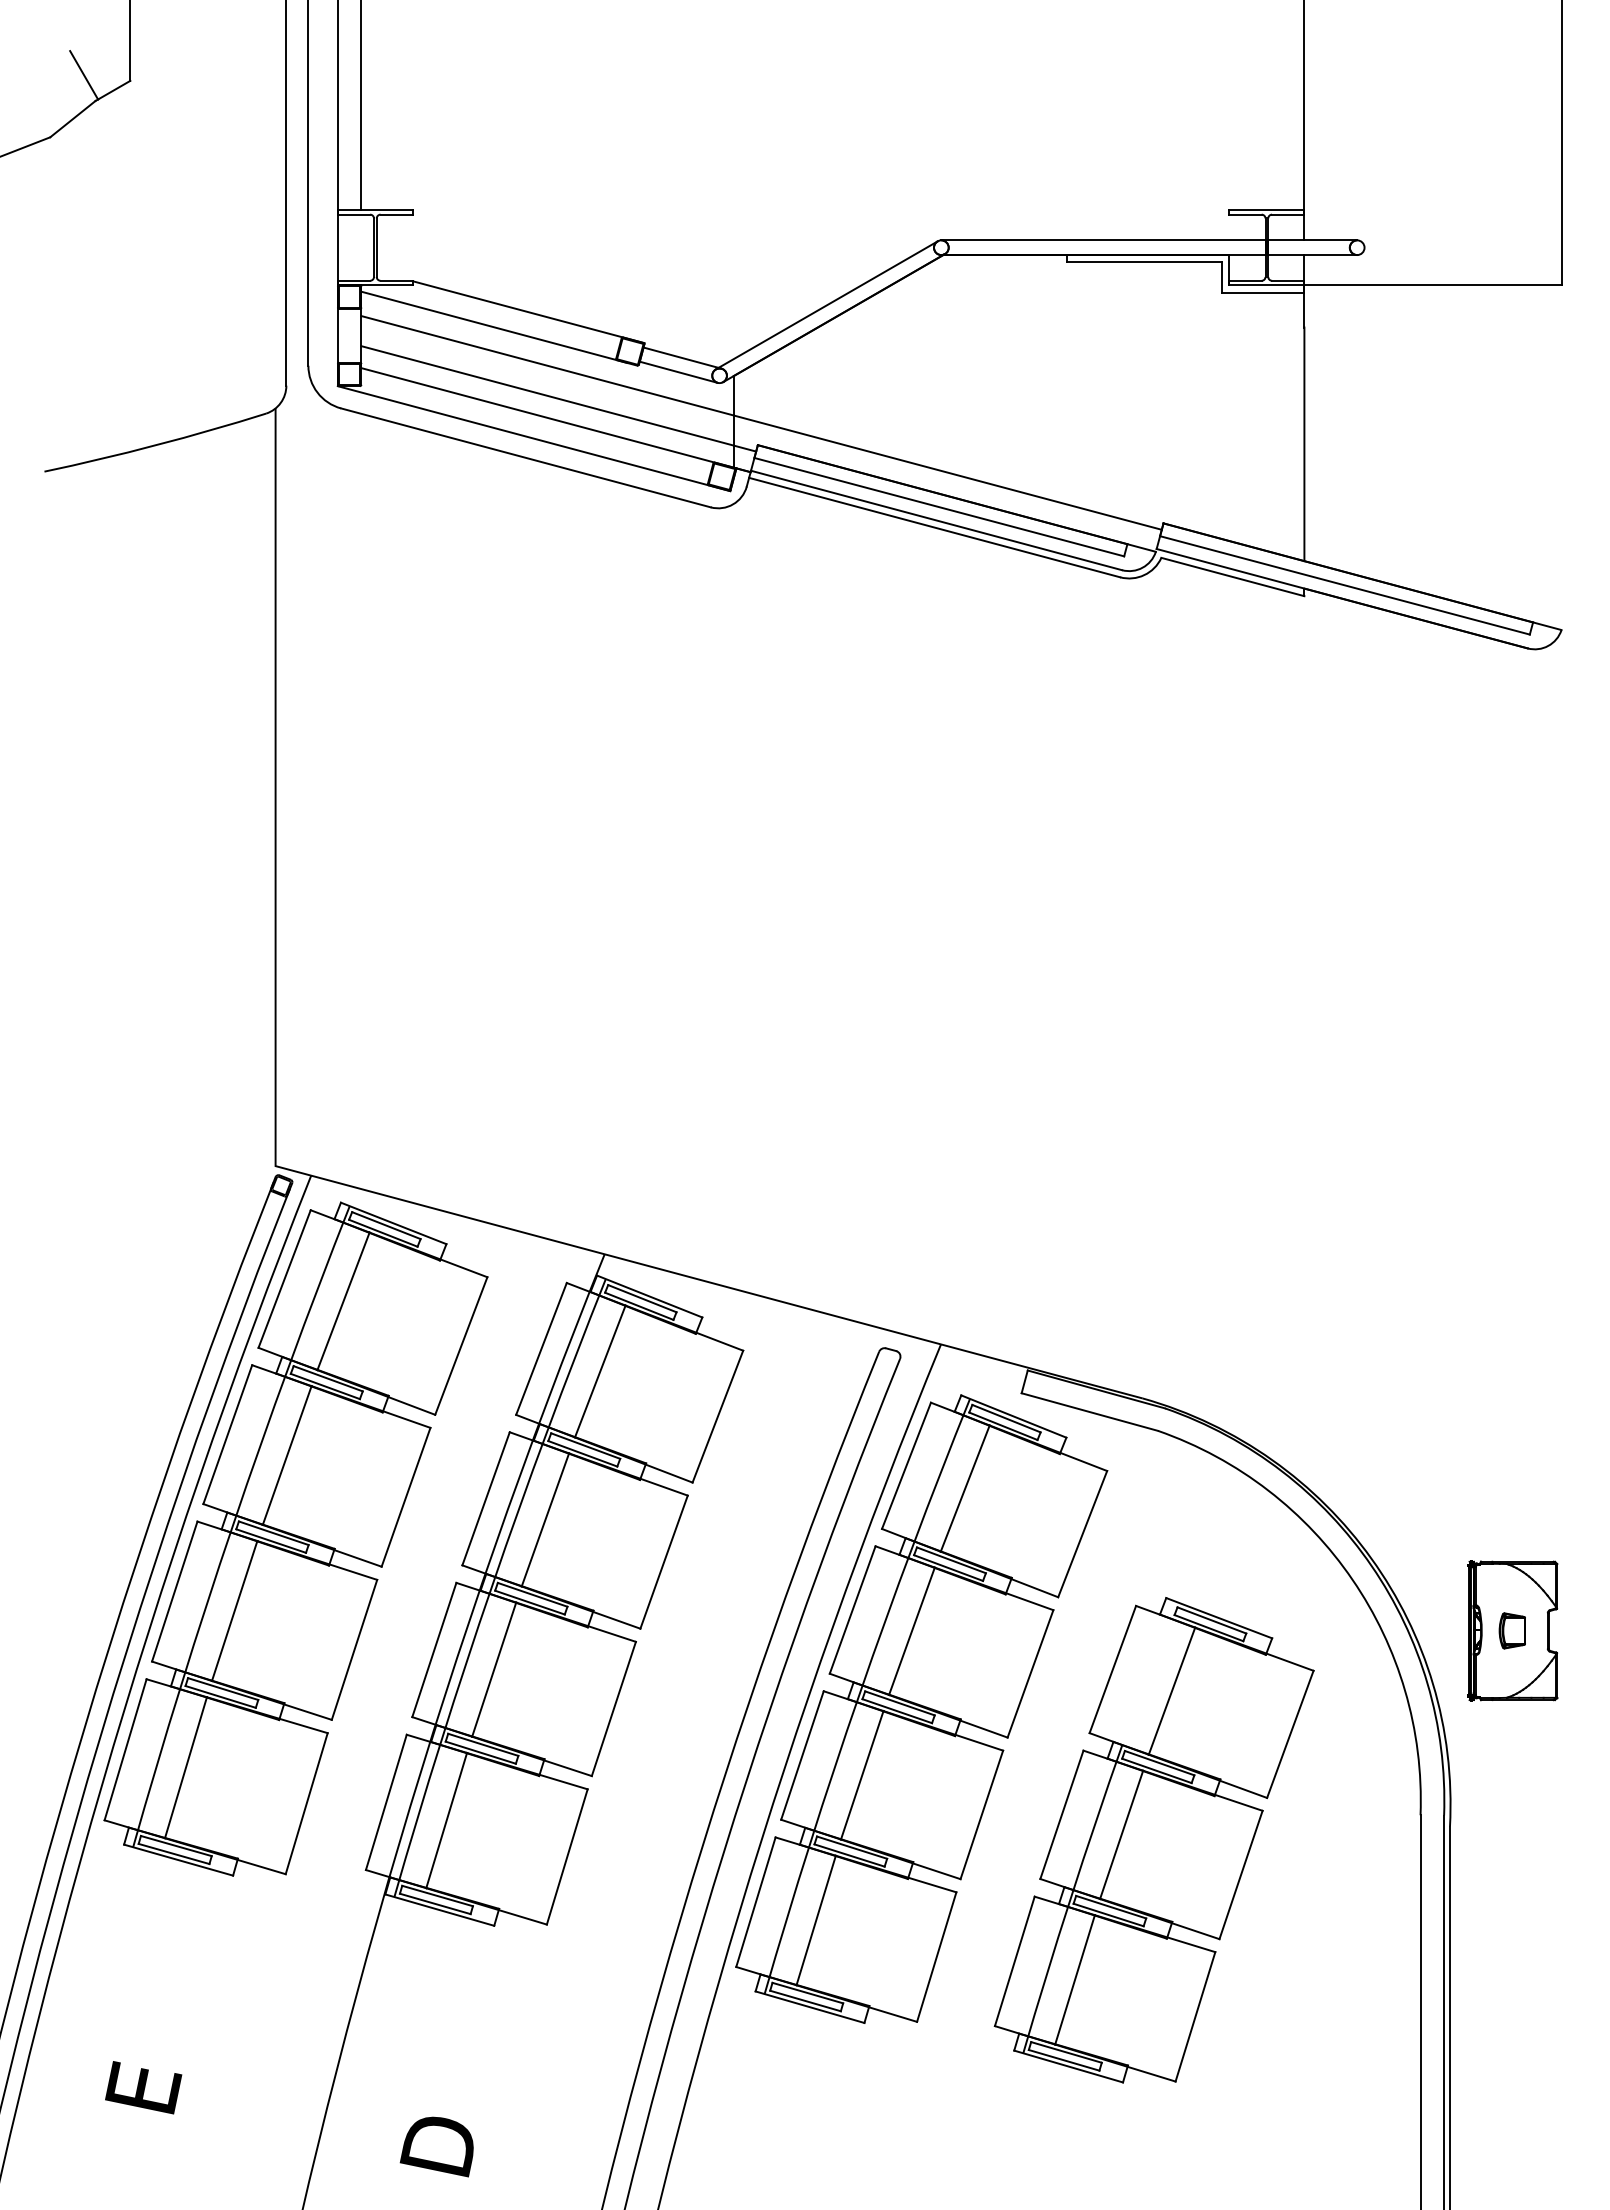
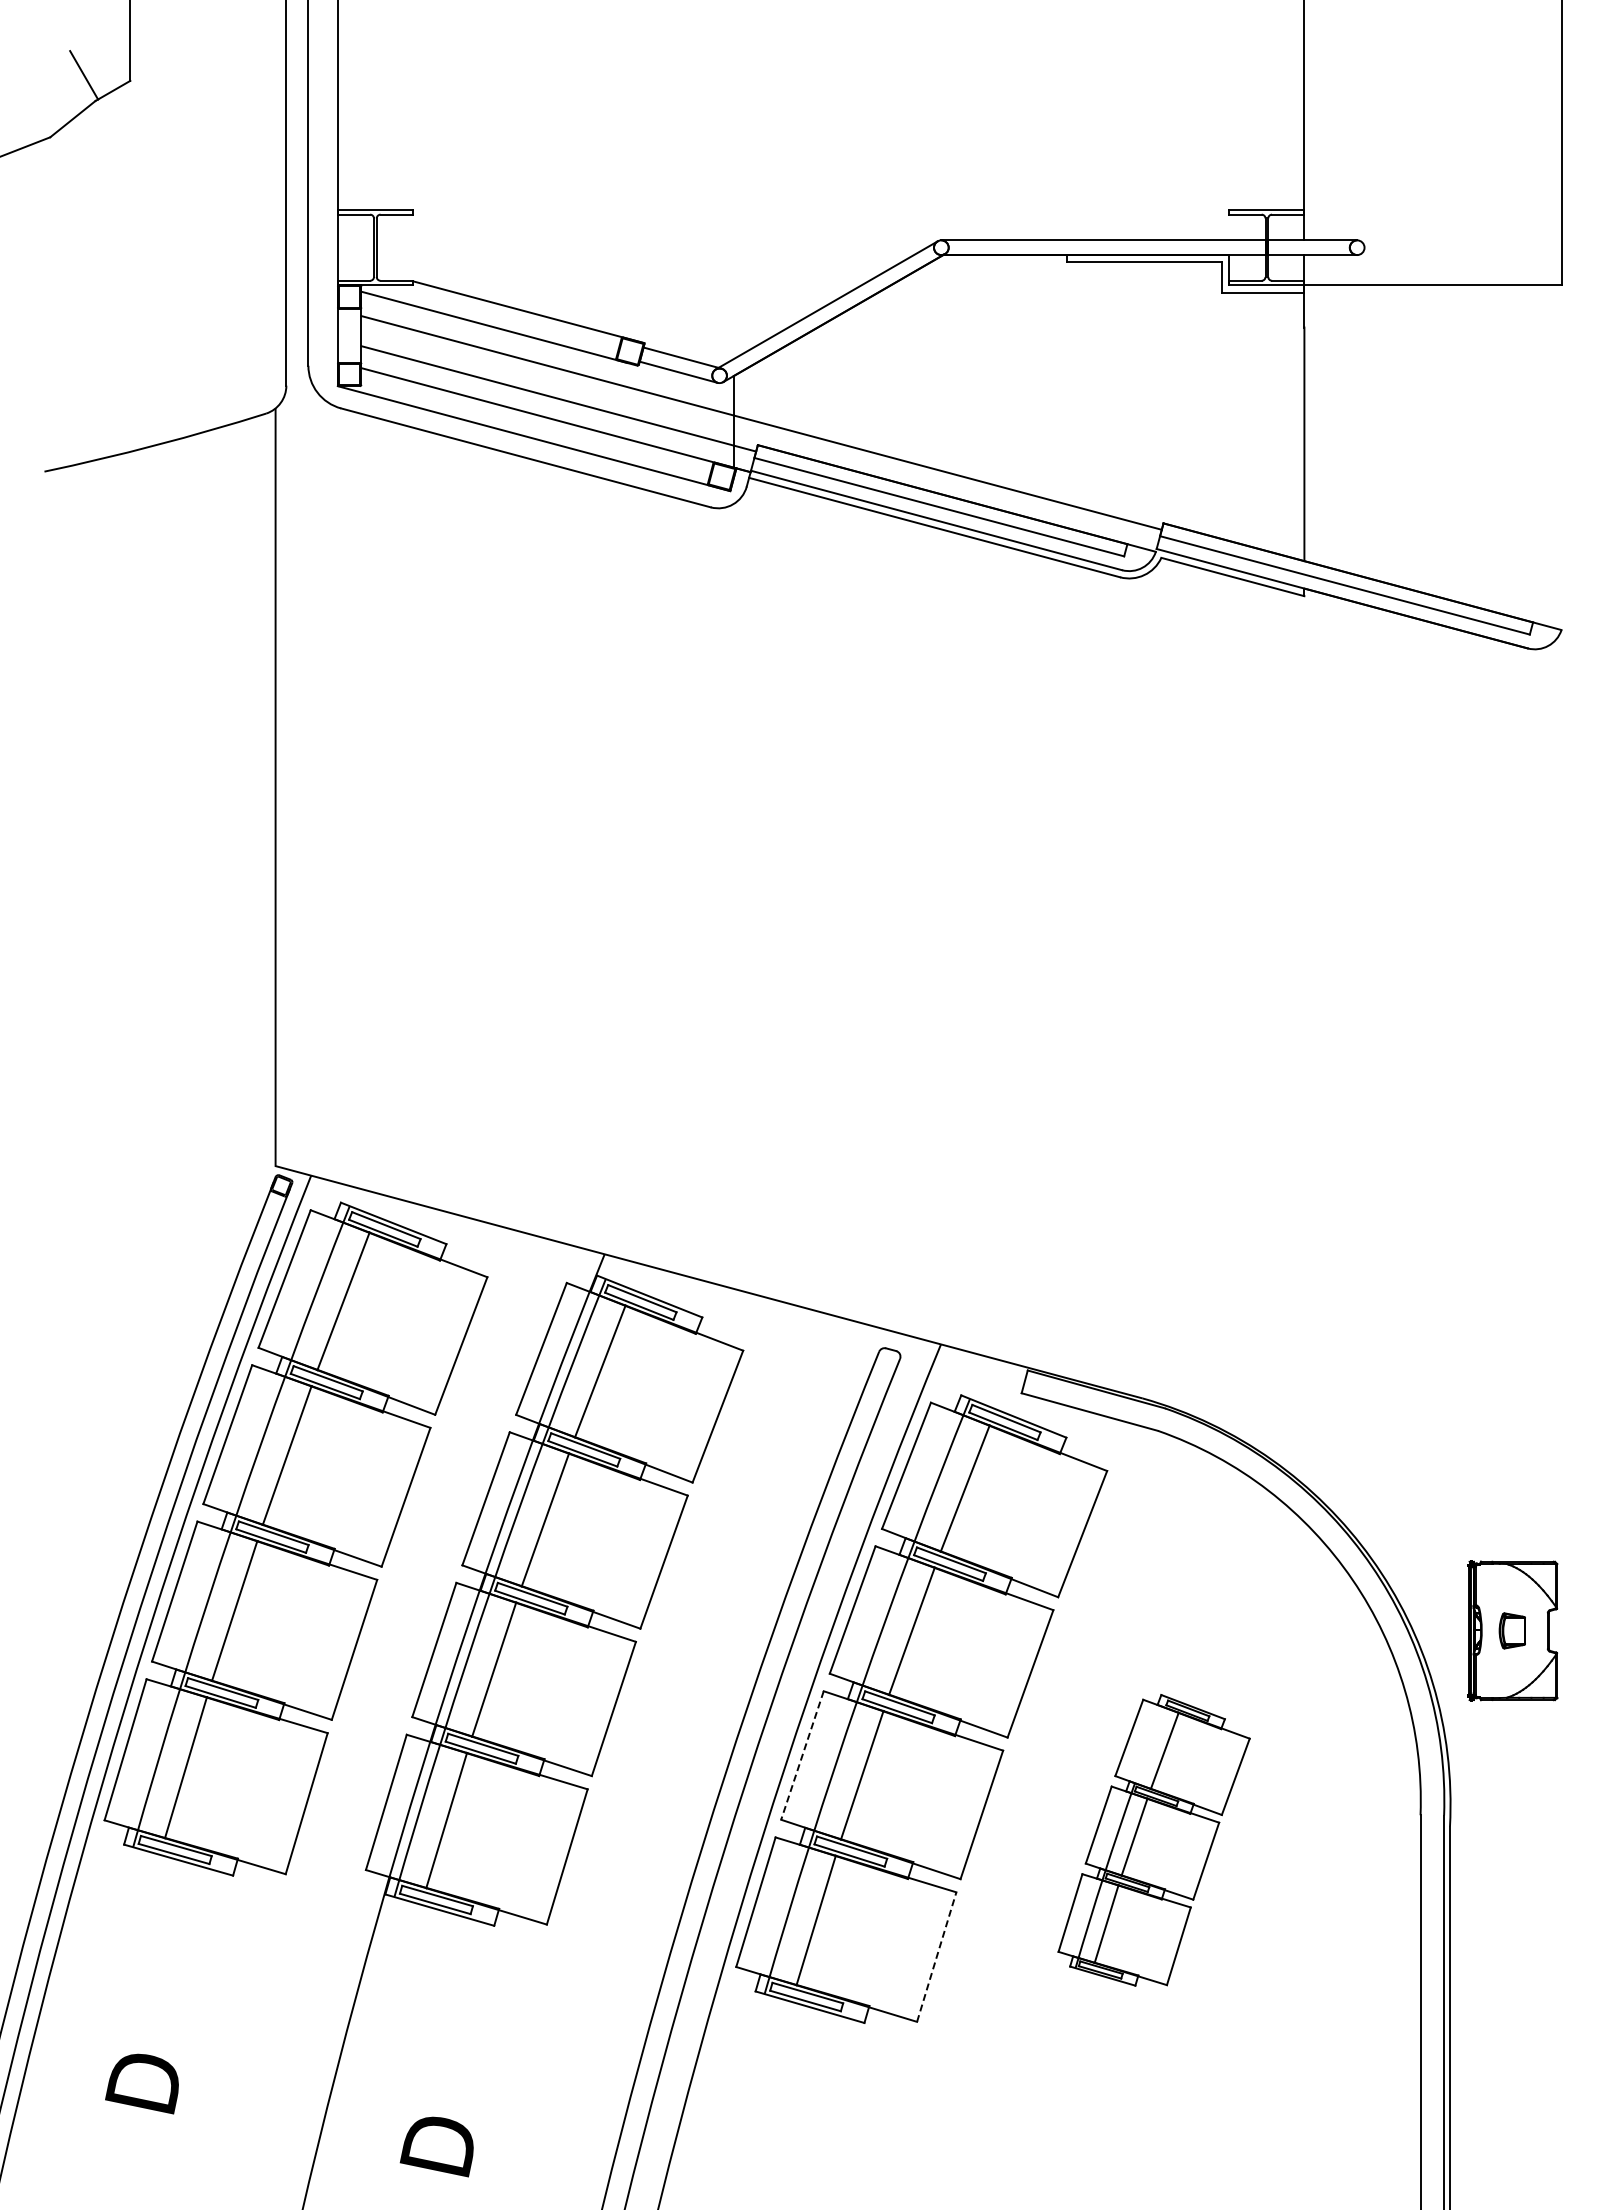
line: present -> none (361, 106)
line: solid -> dashed (802, 1755)
part size: 322x487 px -> 194x293 px (1153, 1840)
line: solid -> dashed (936, 1957)
text: E -> D (145, 2078)
